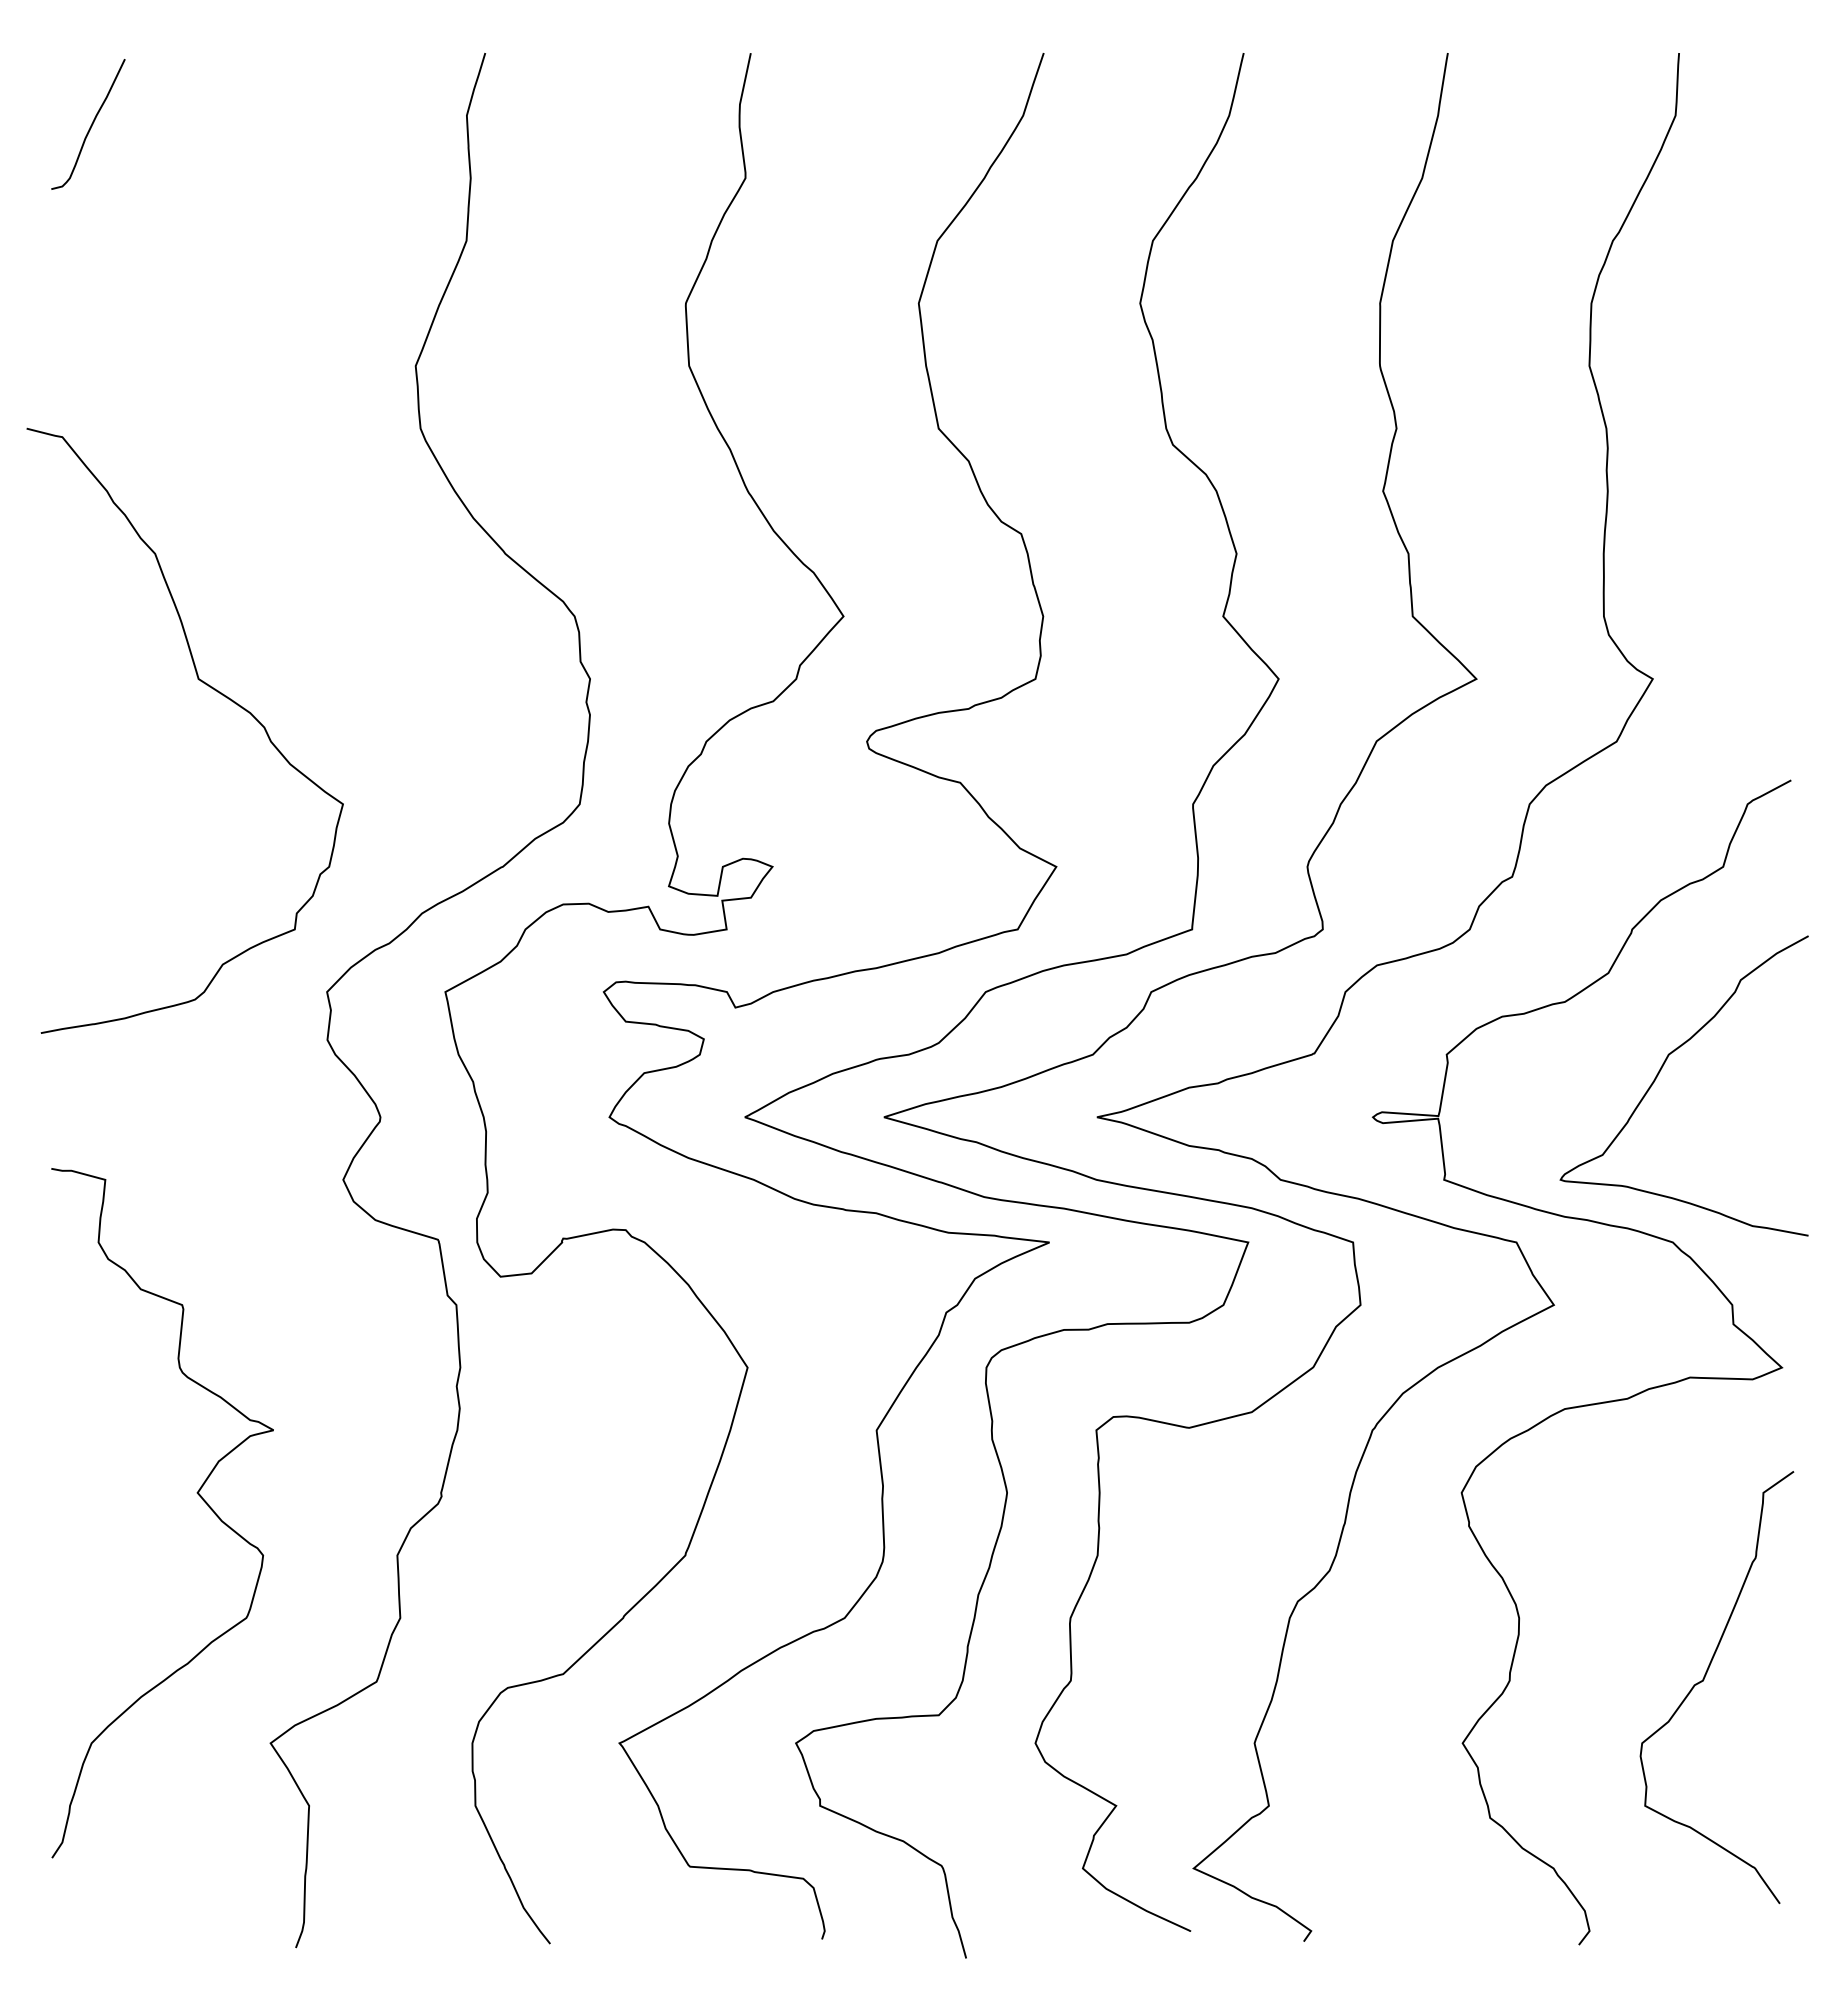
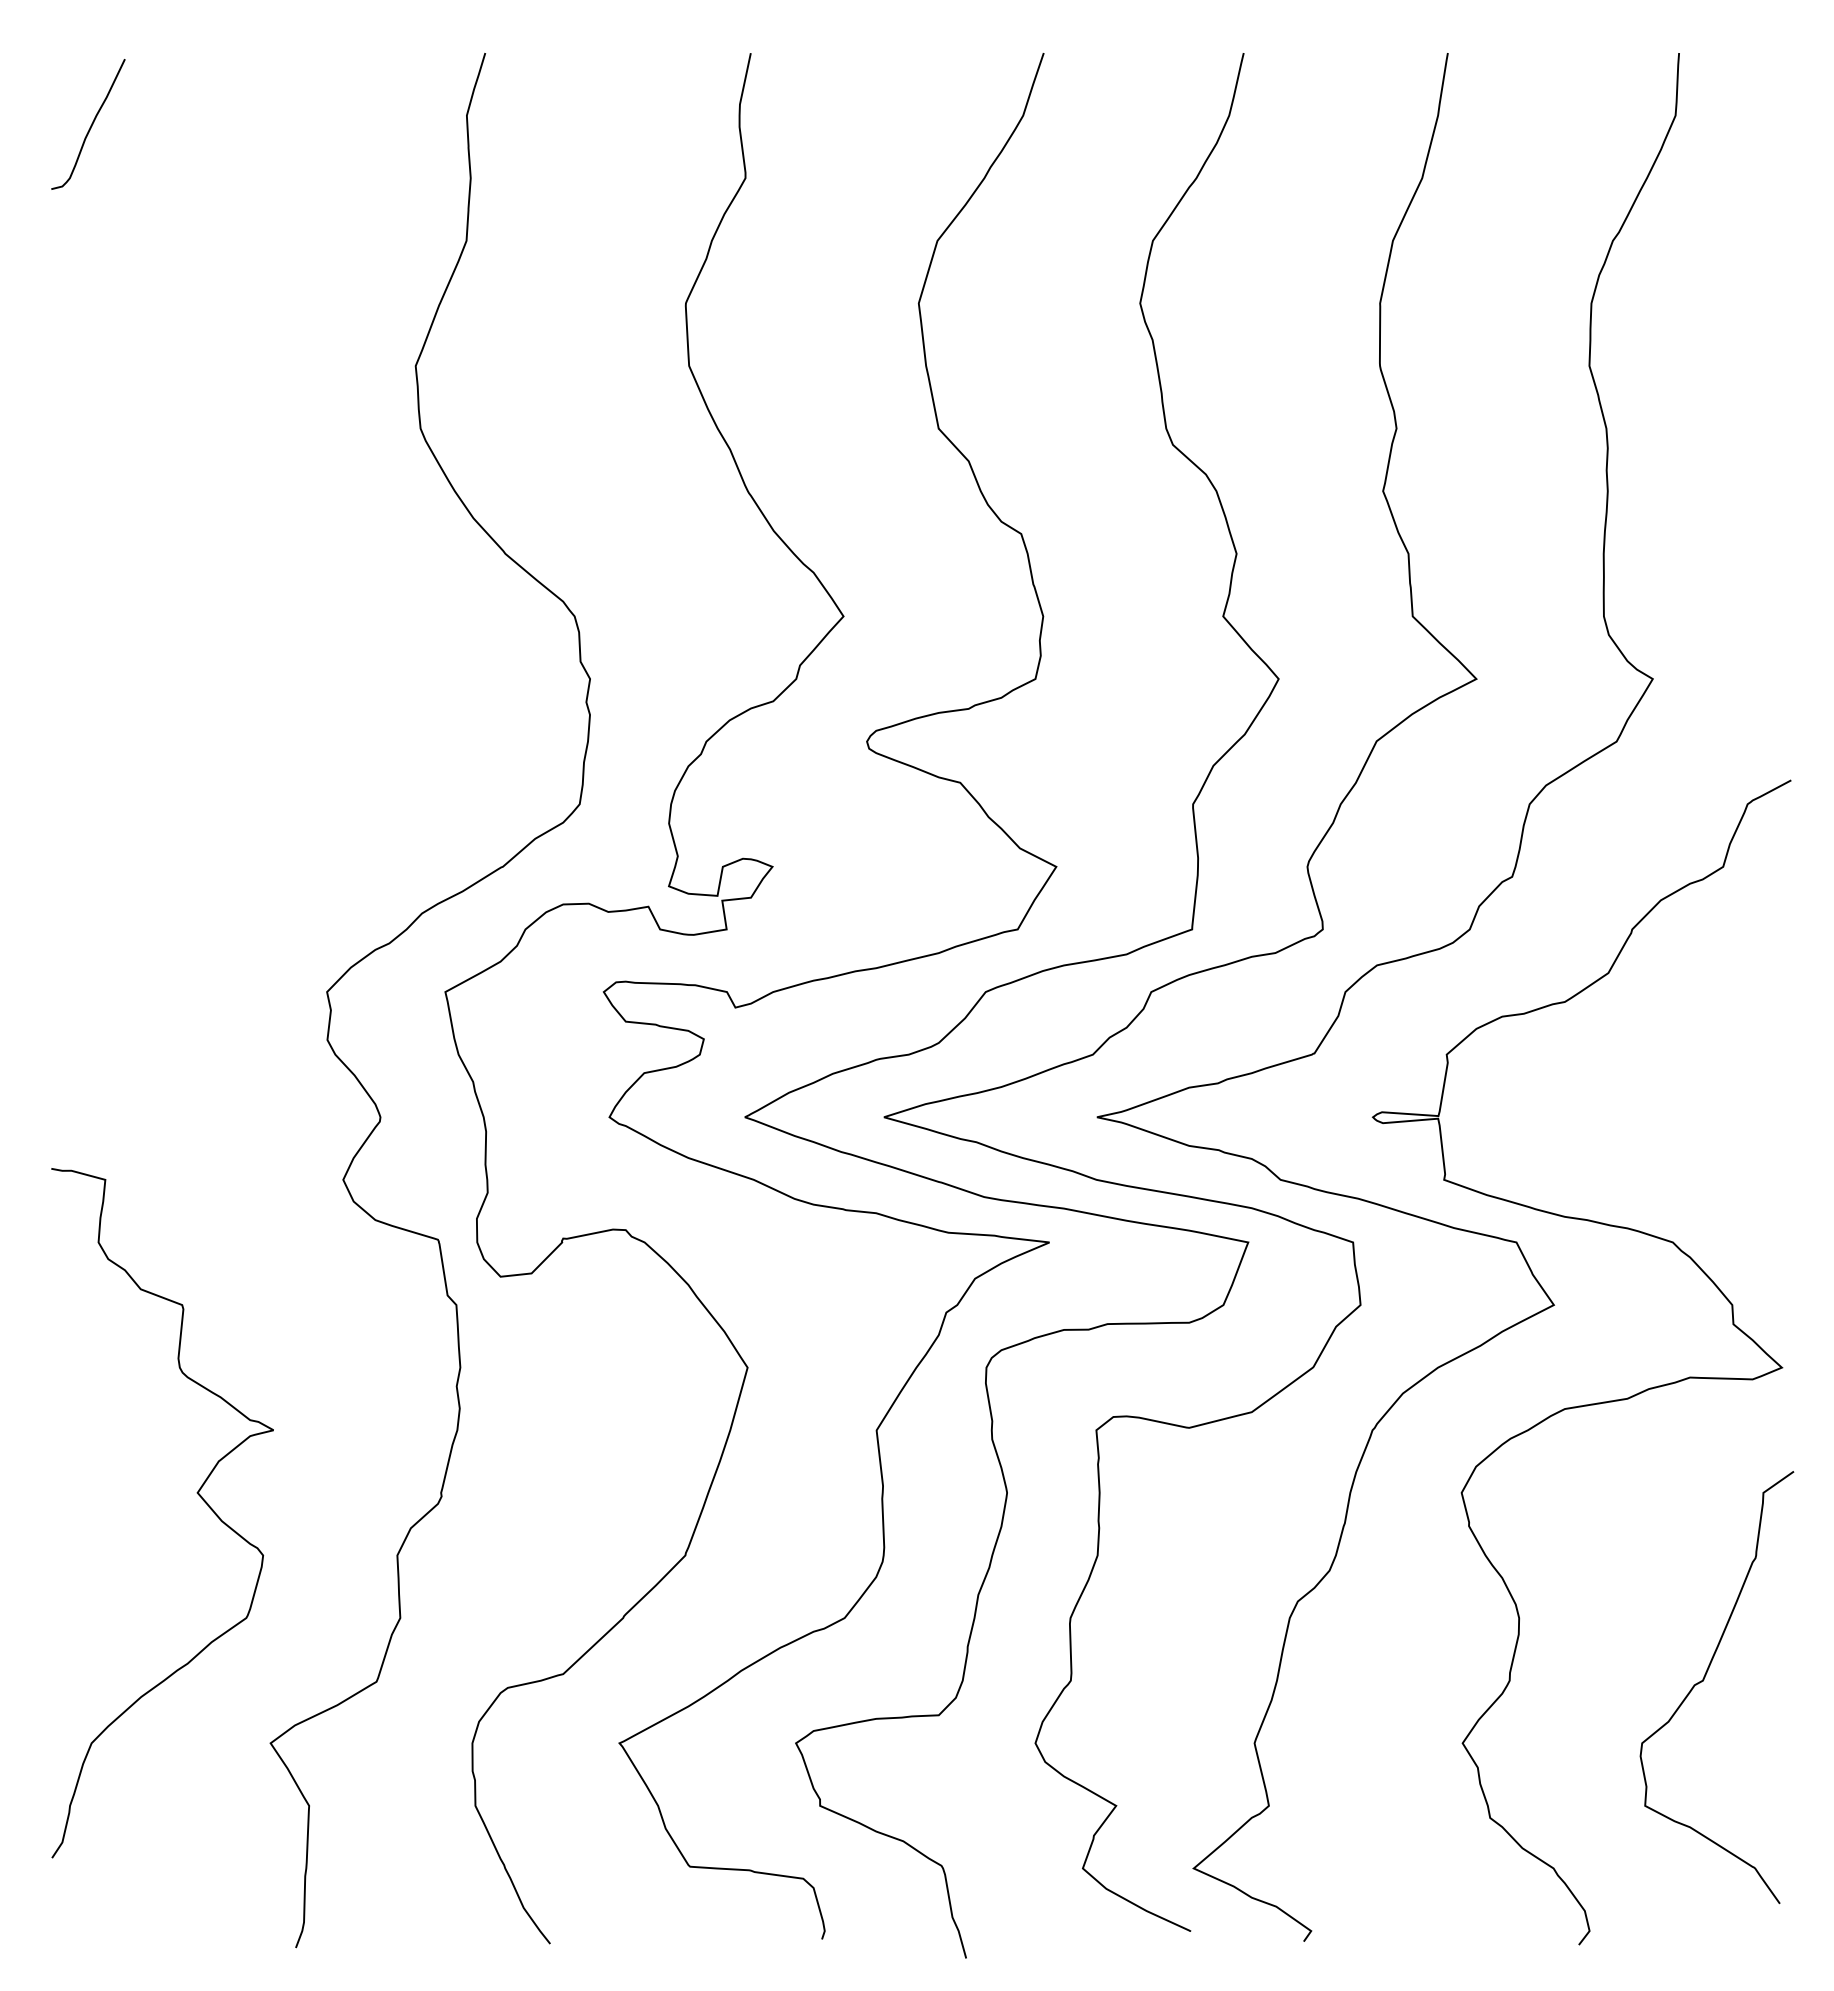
curve: present -> none (212, 689)
curve: present -> none (1661, 1070)
